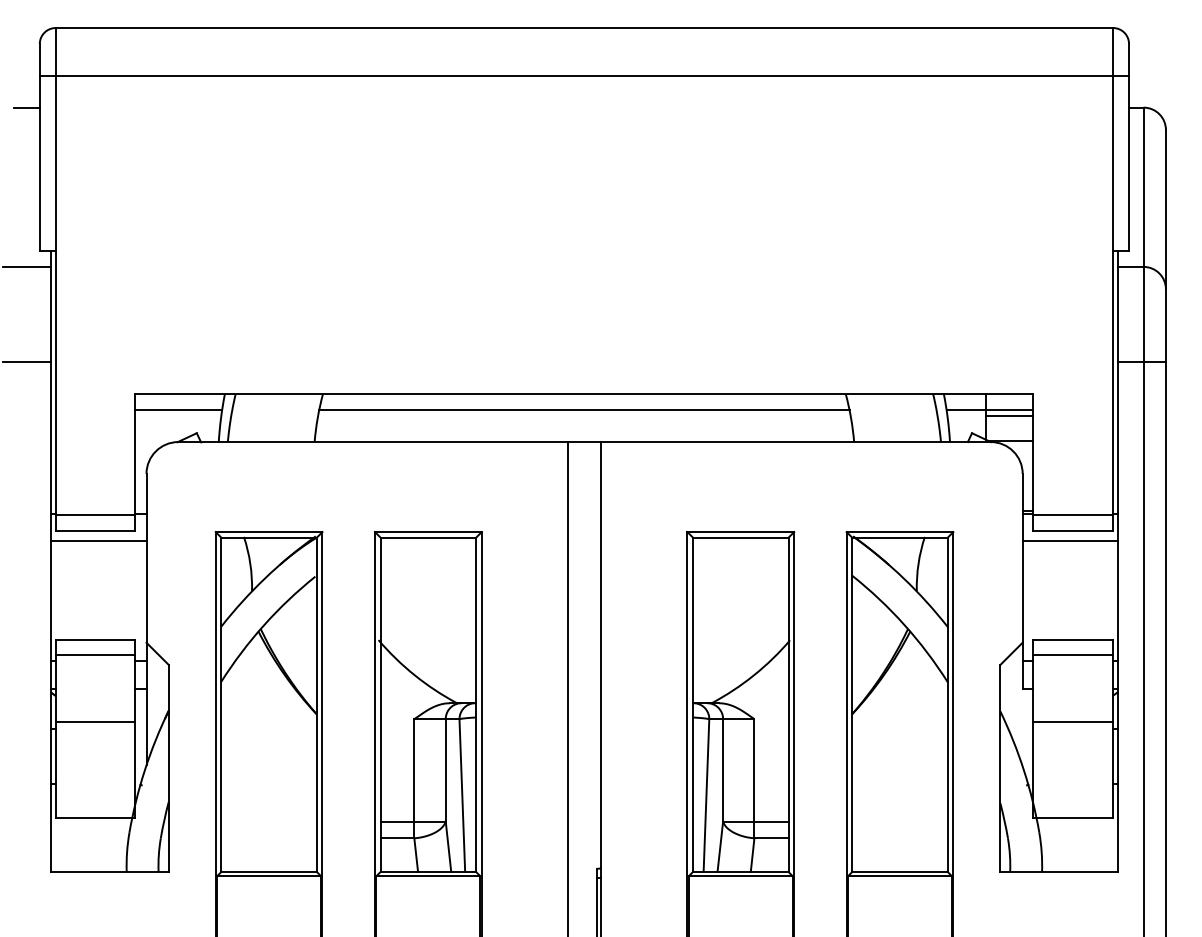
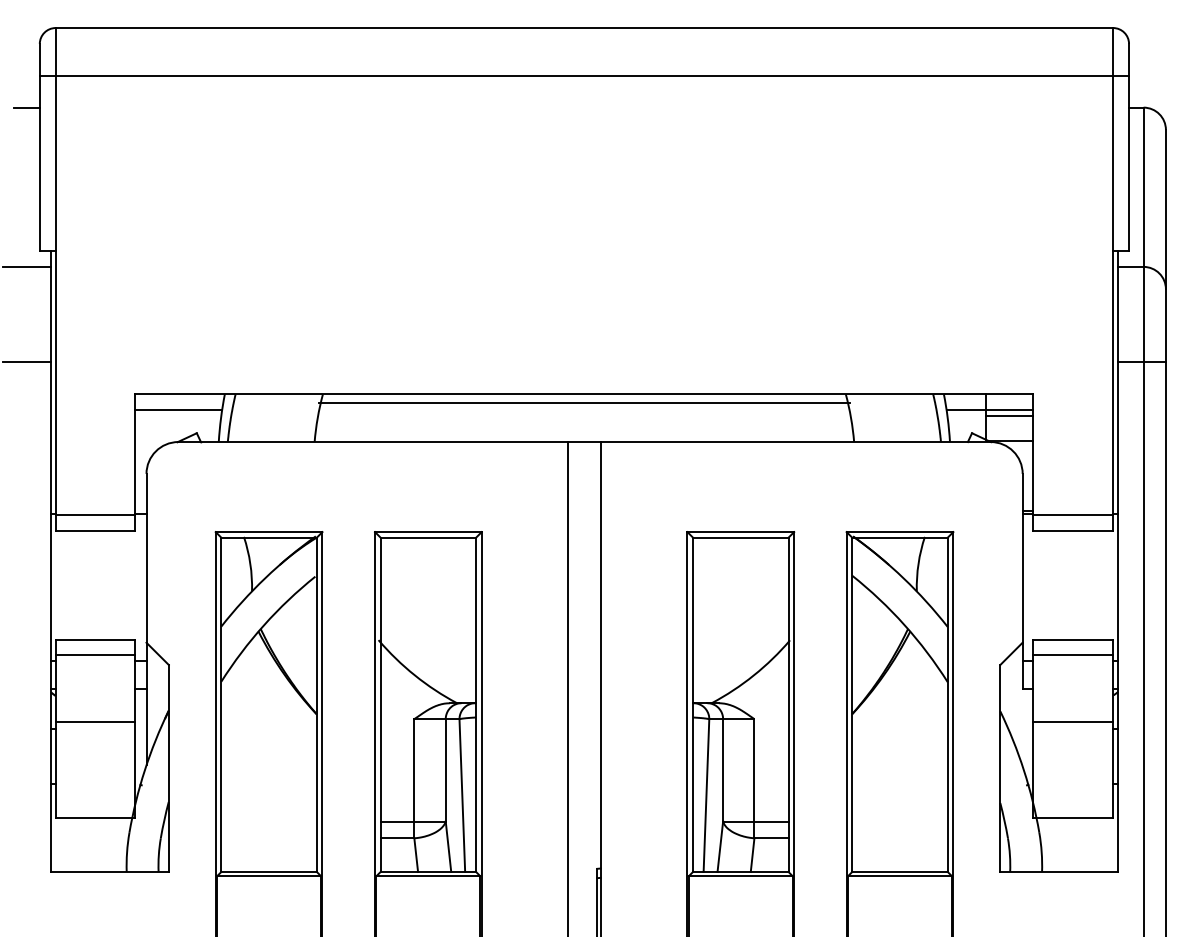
line position: (584, 410) -> (584, 403) (584, 403)
line: present -> none (98, 541)
line: present -> none (1070, 541)
